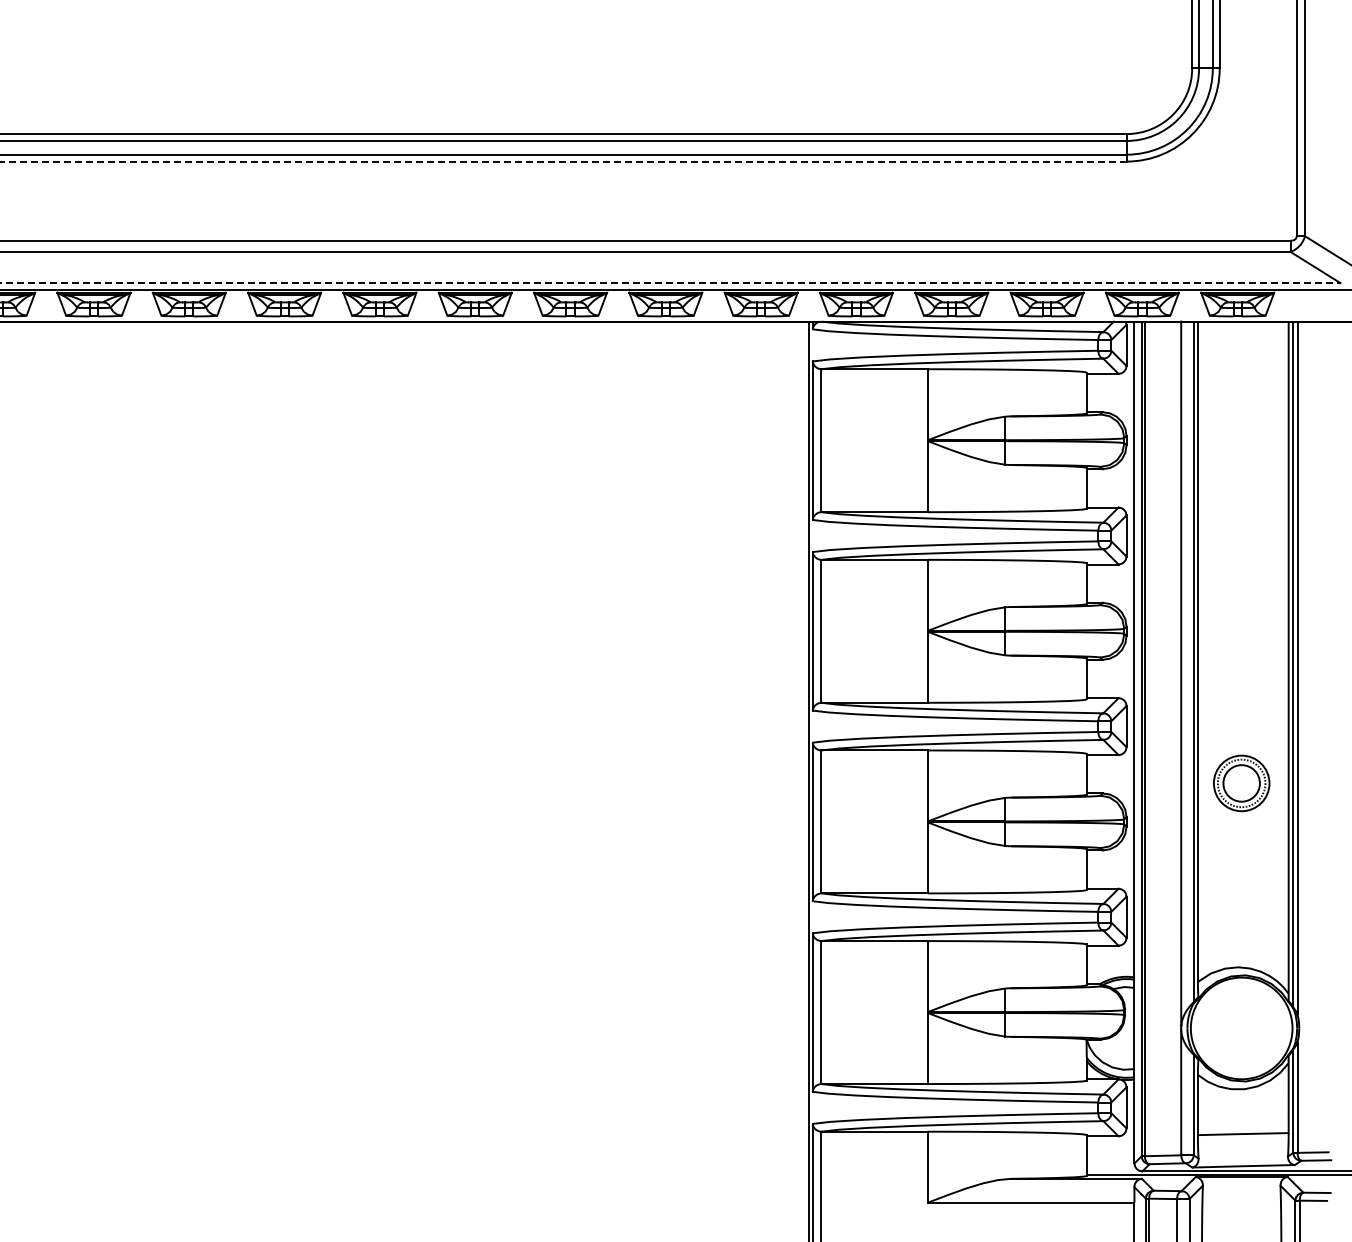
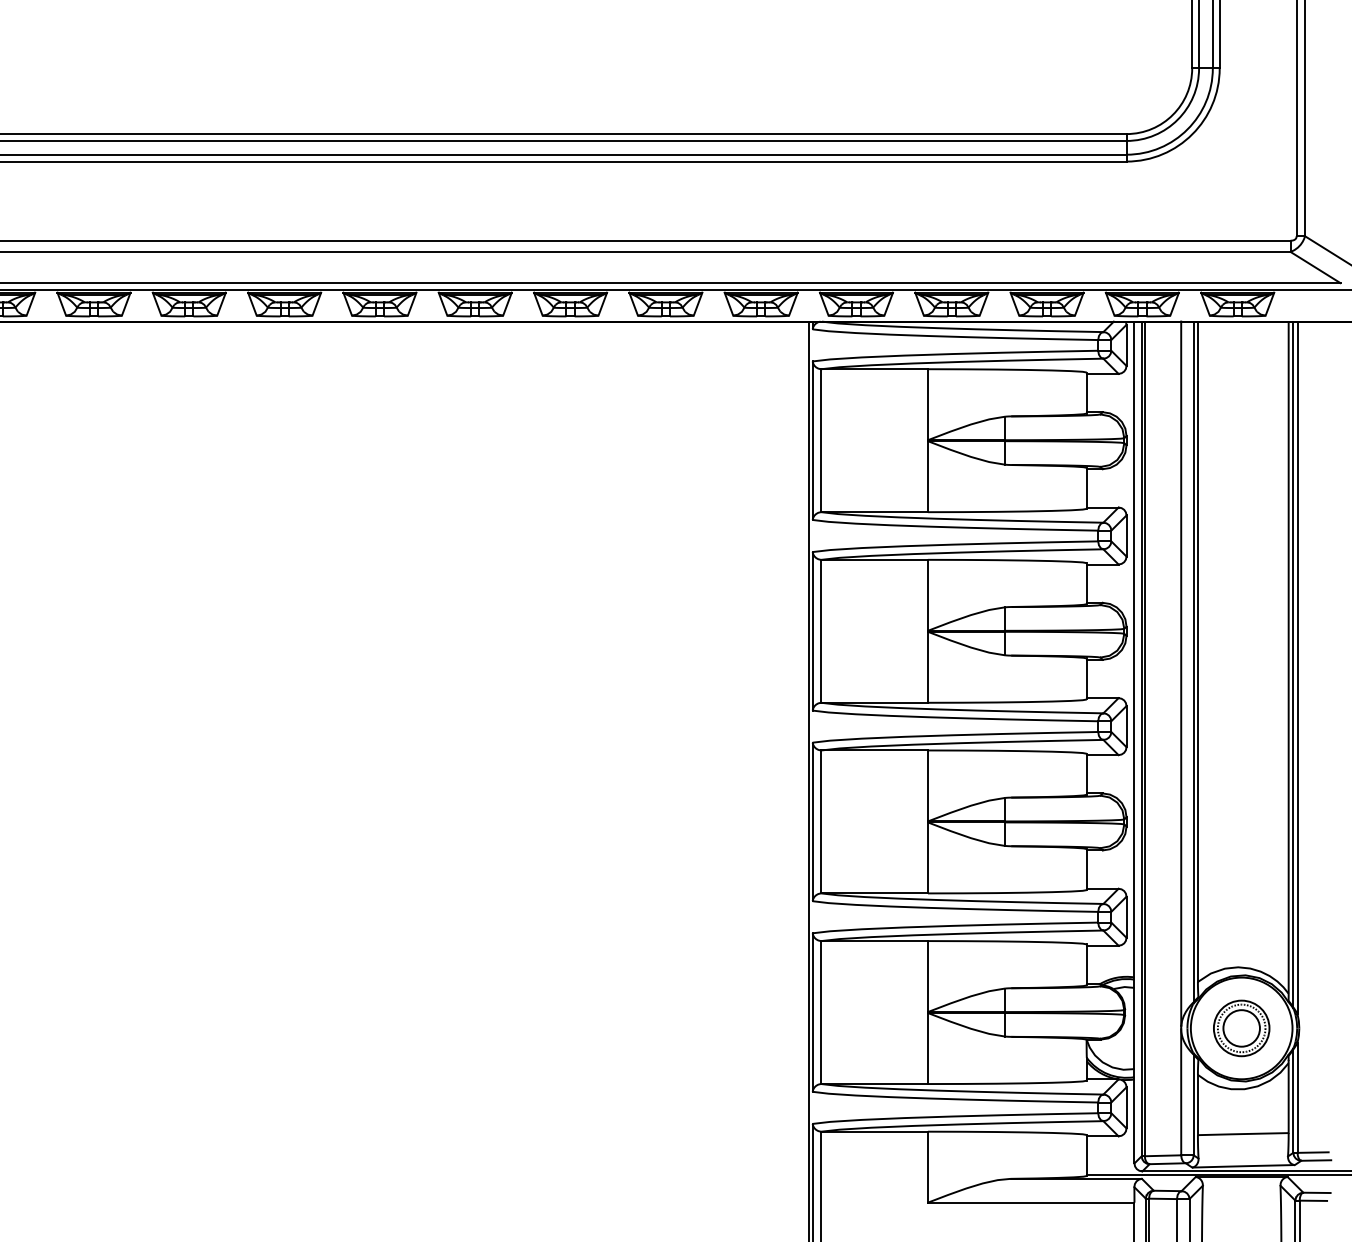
line: dashed -> solid (563, 161)
line: dashed -> solid (670, 283)
part position: (1241, 783) -> (1241, 1028) (1241, 1028)
